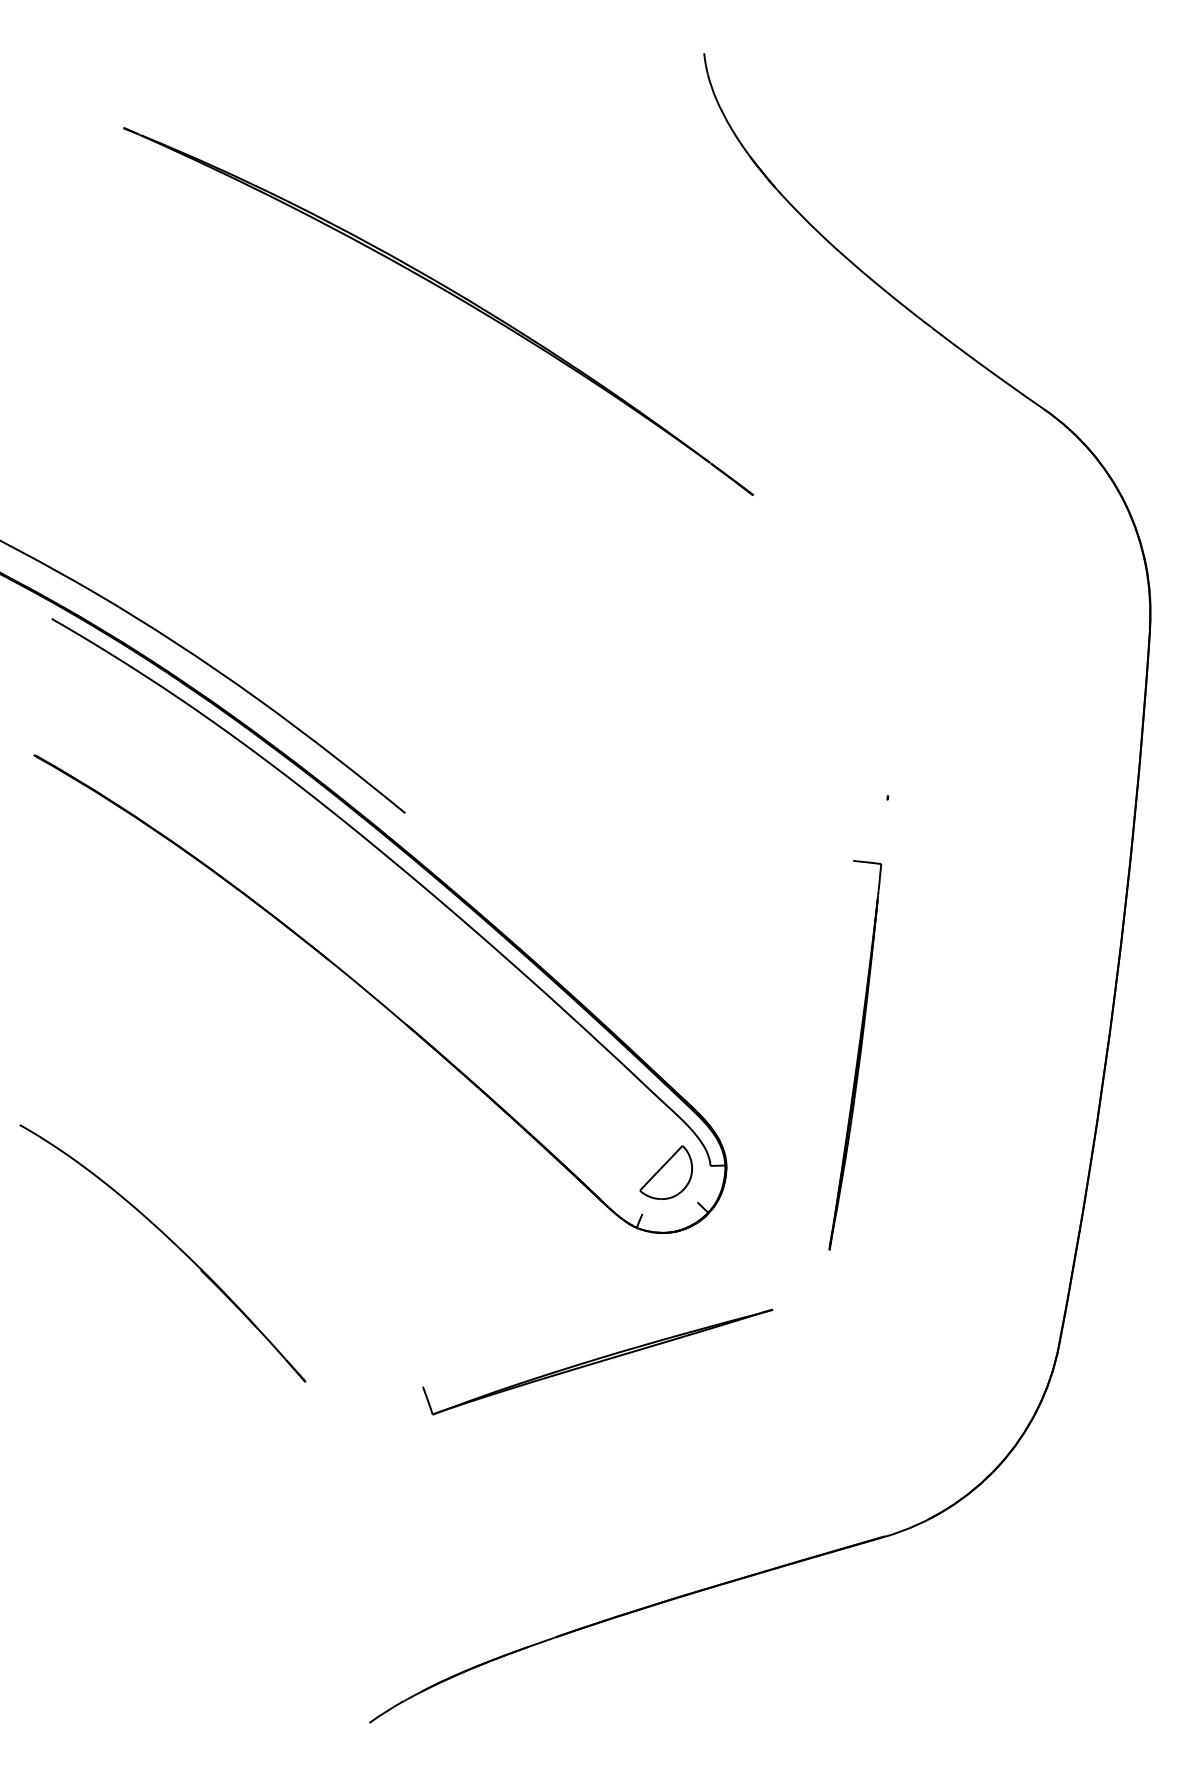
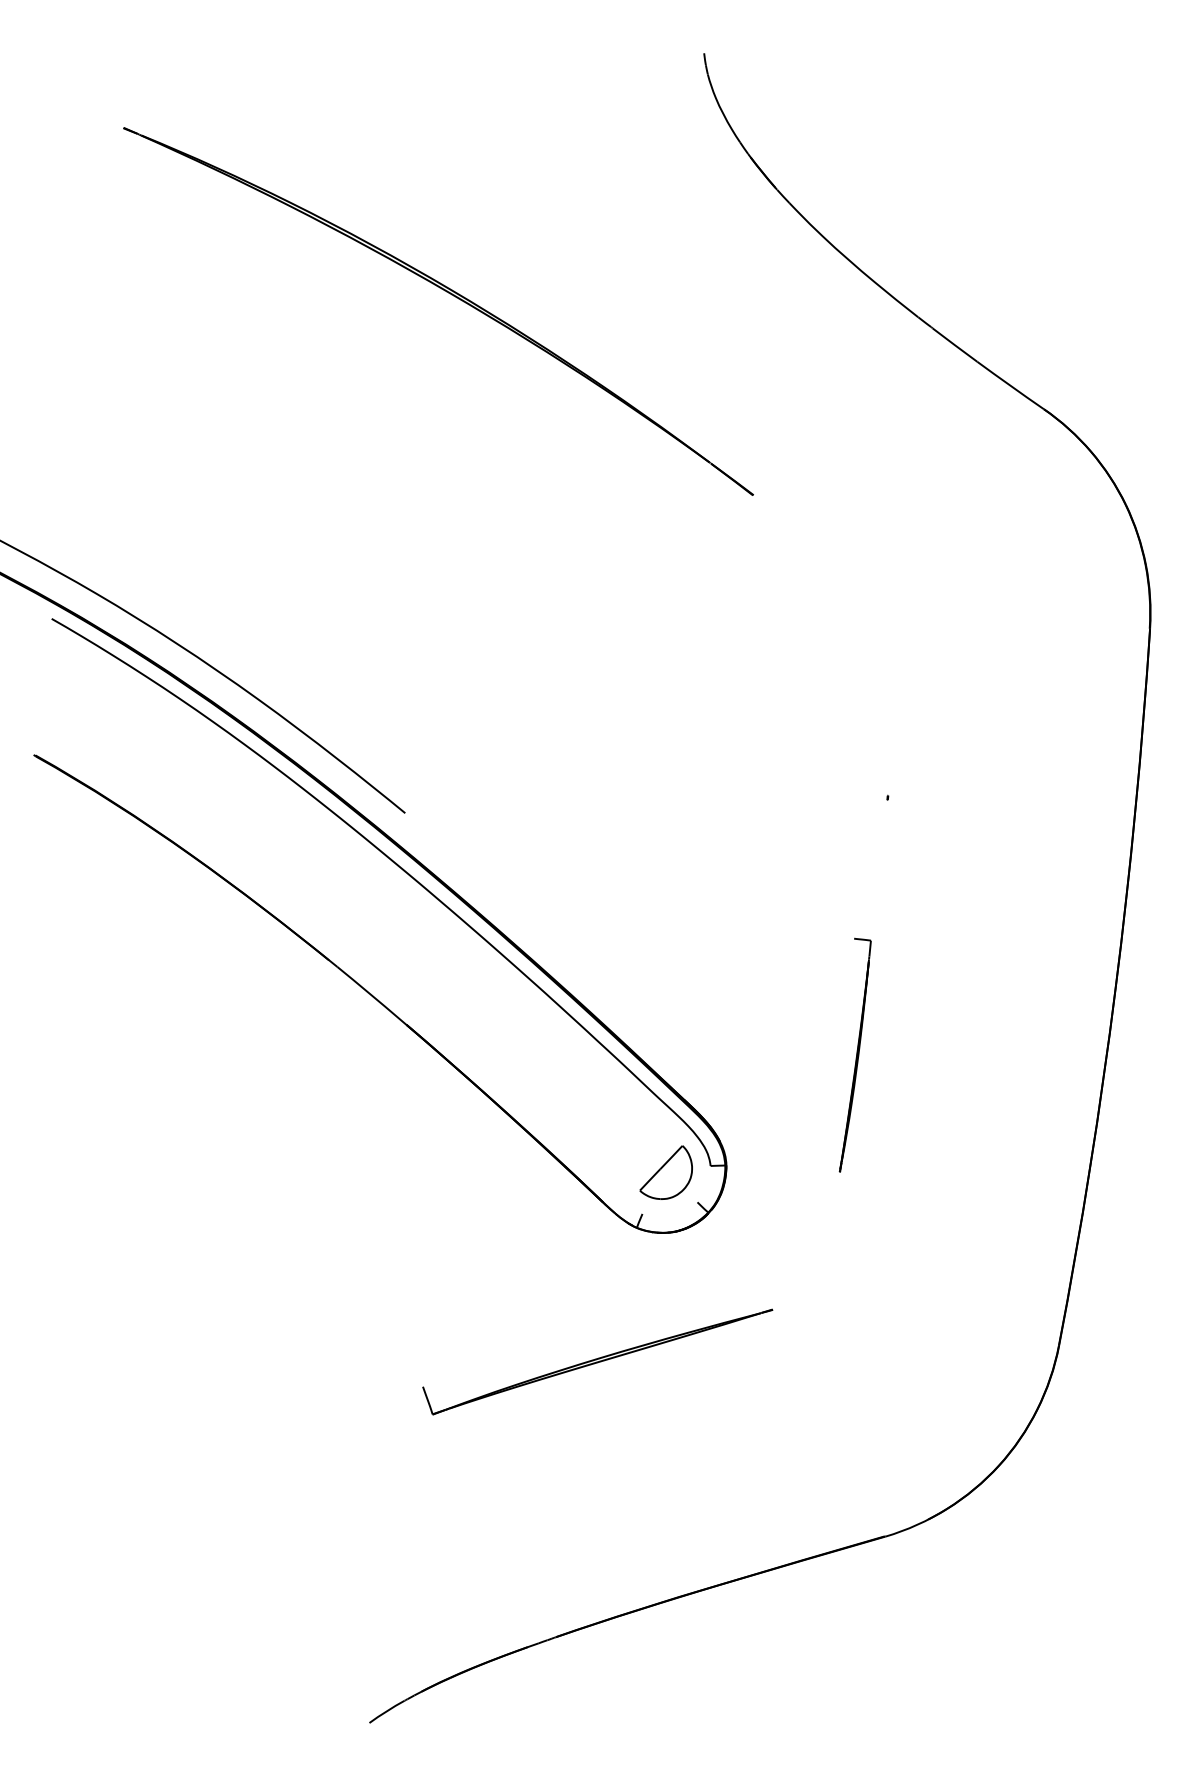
part size: 55x391 px -> 34x236 px (854, 1054)
part: present -> none (172, 1243)
